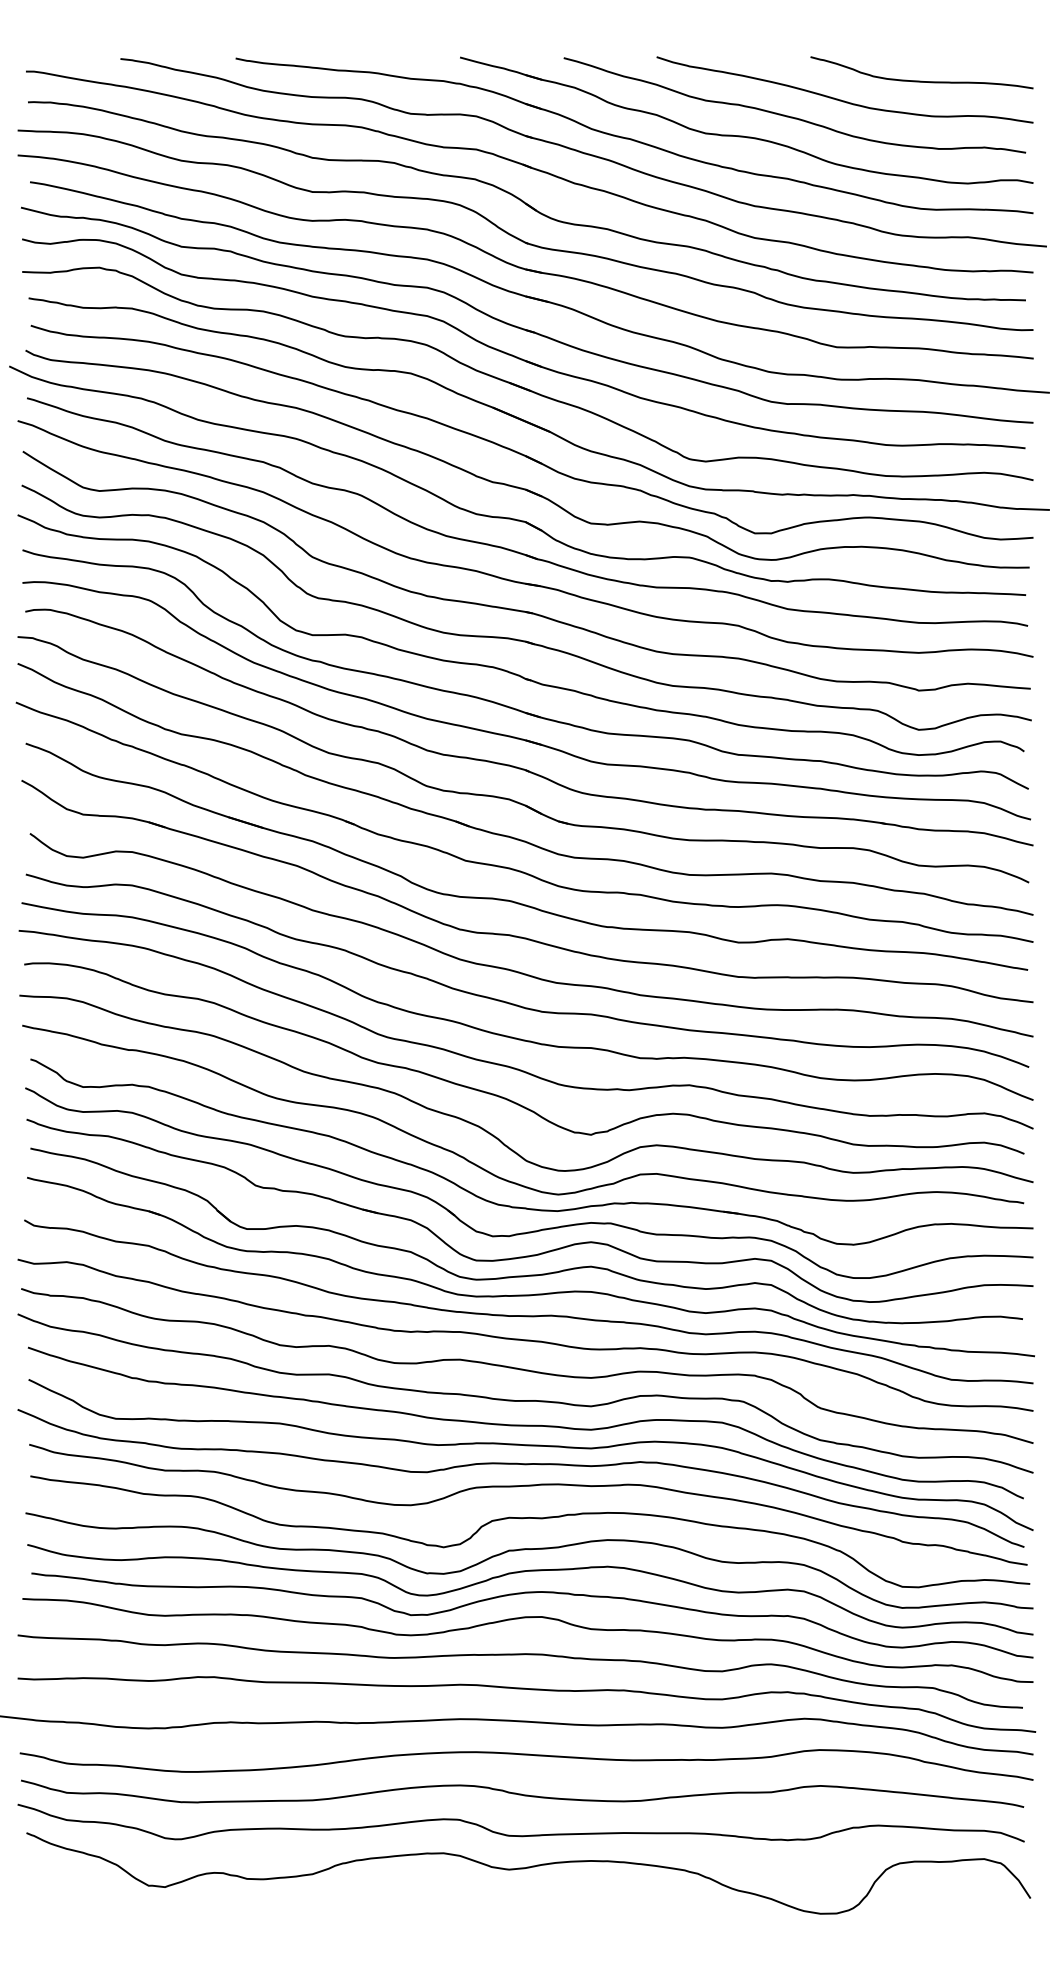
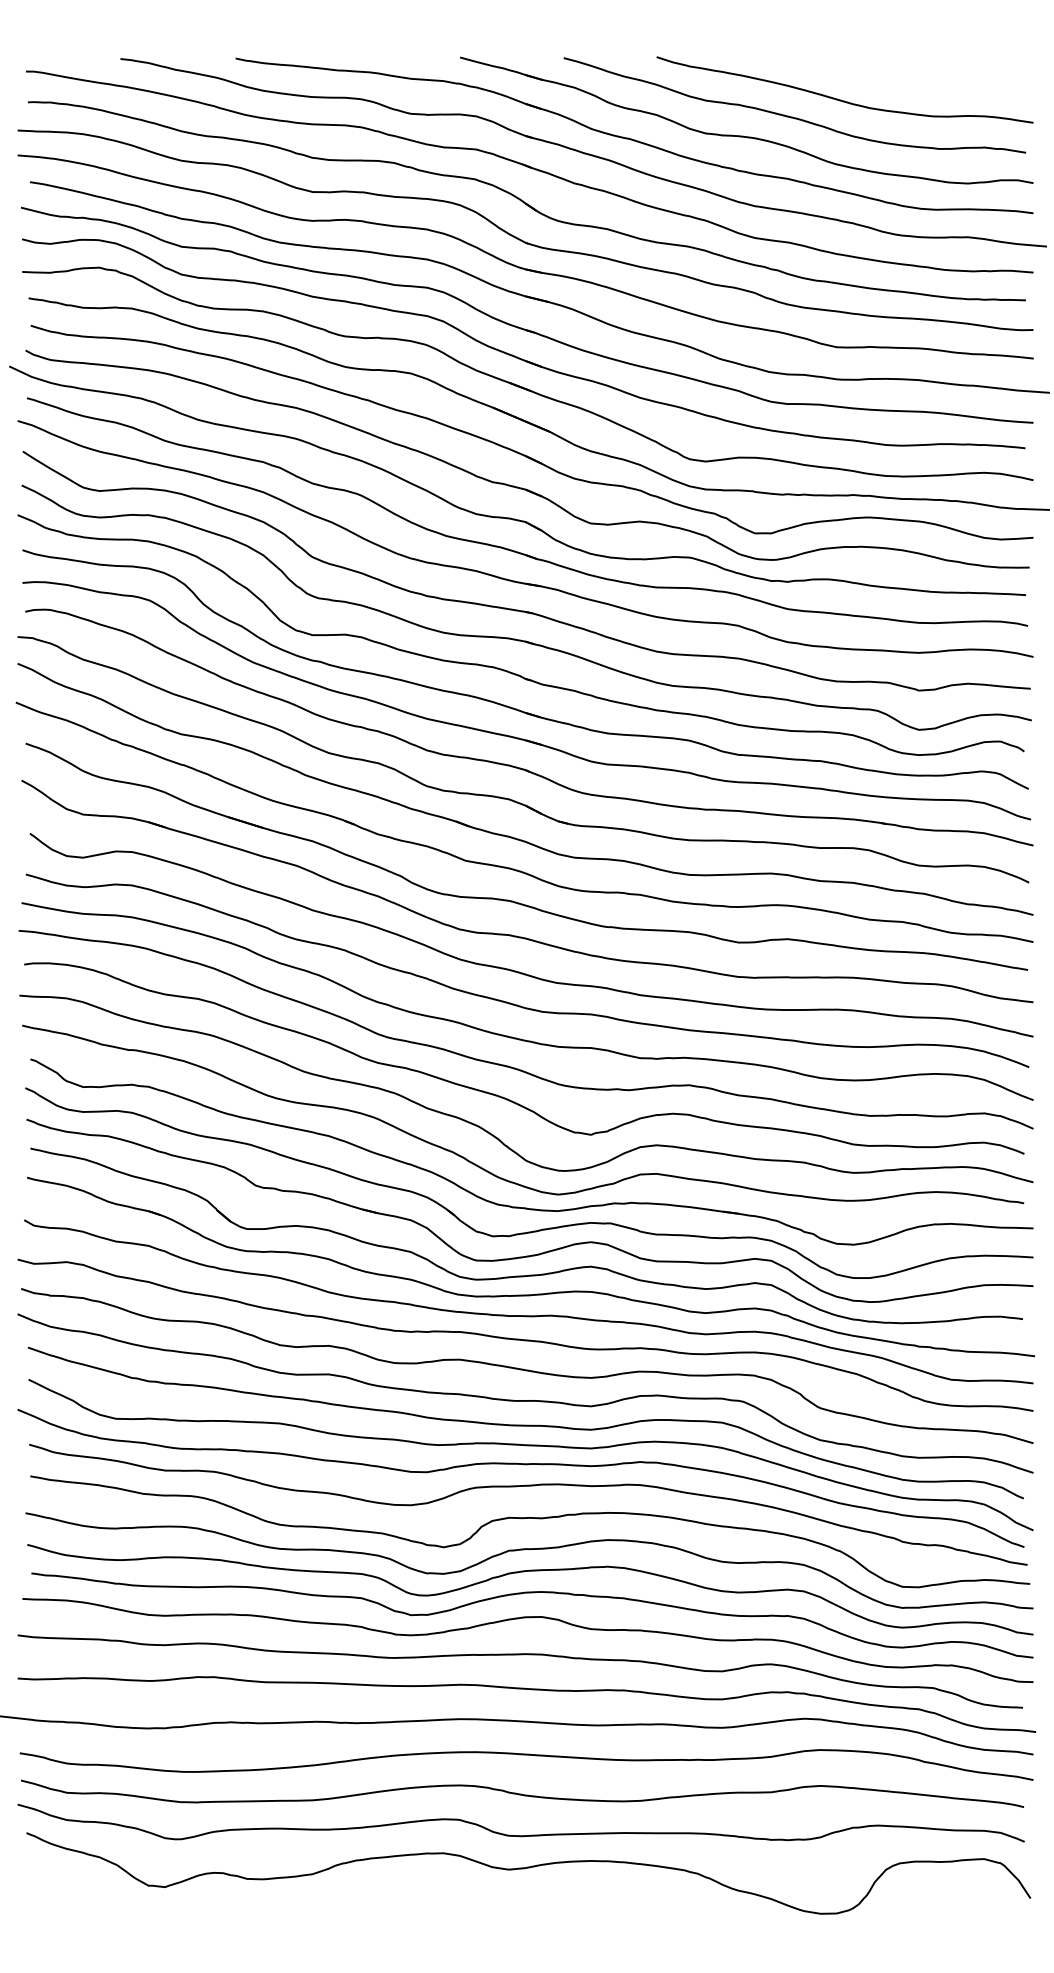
curve: present -> none (921, 80)
